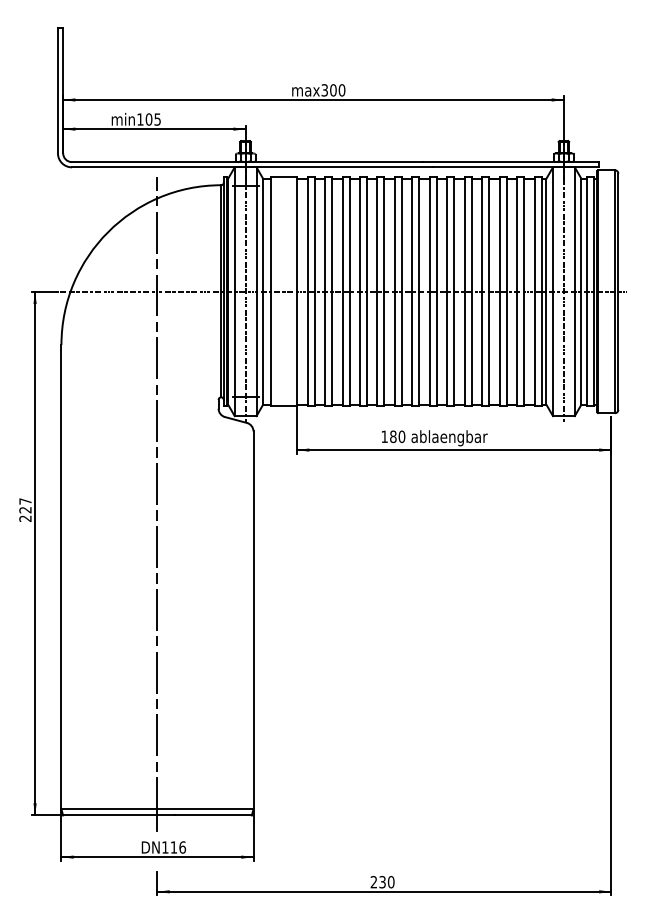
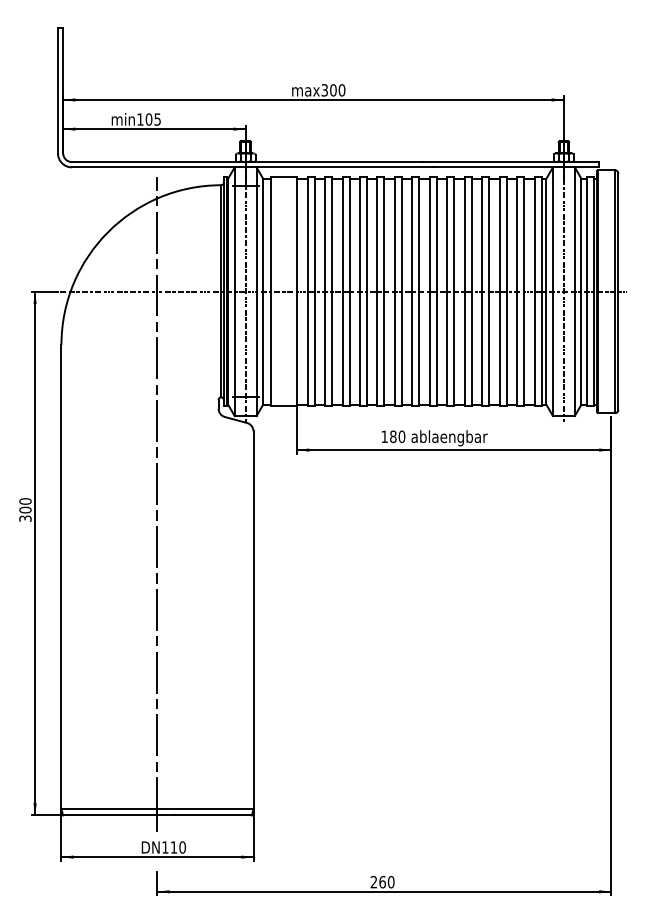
text: 227 -> 300 (25, 509)
text: 116 -> 110 (182, 847)
text: 230 -> 260 (382, 882)
